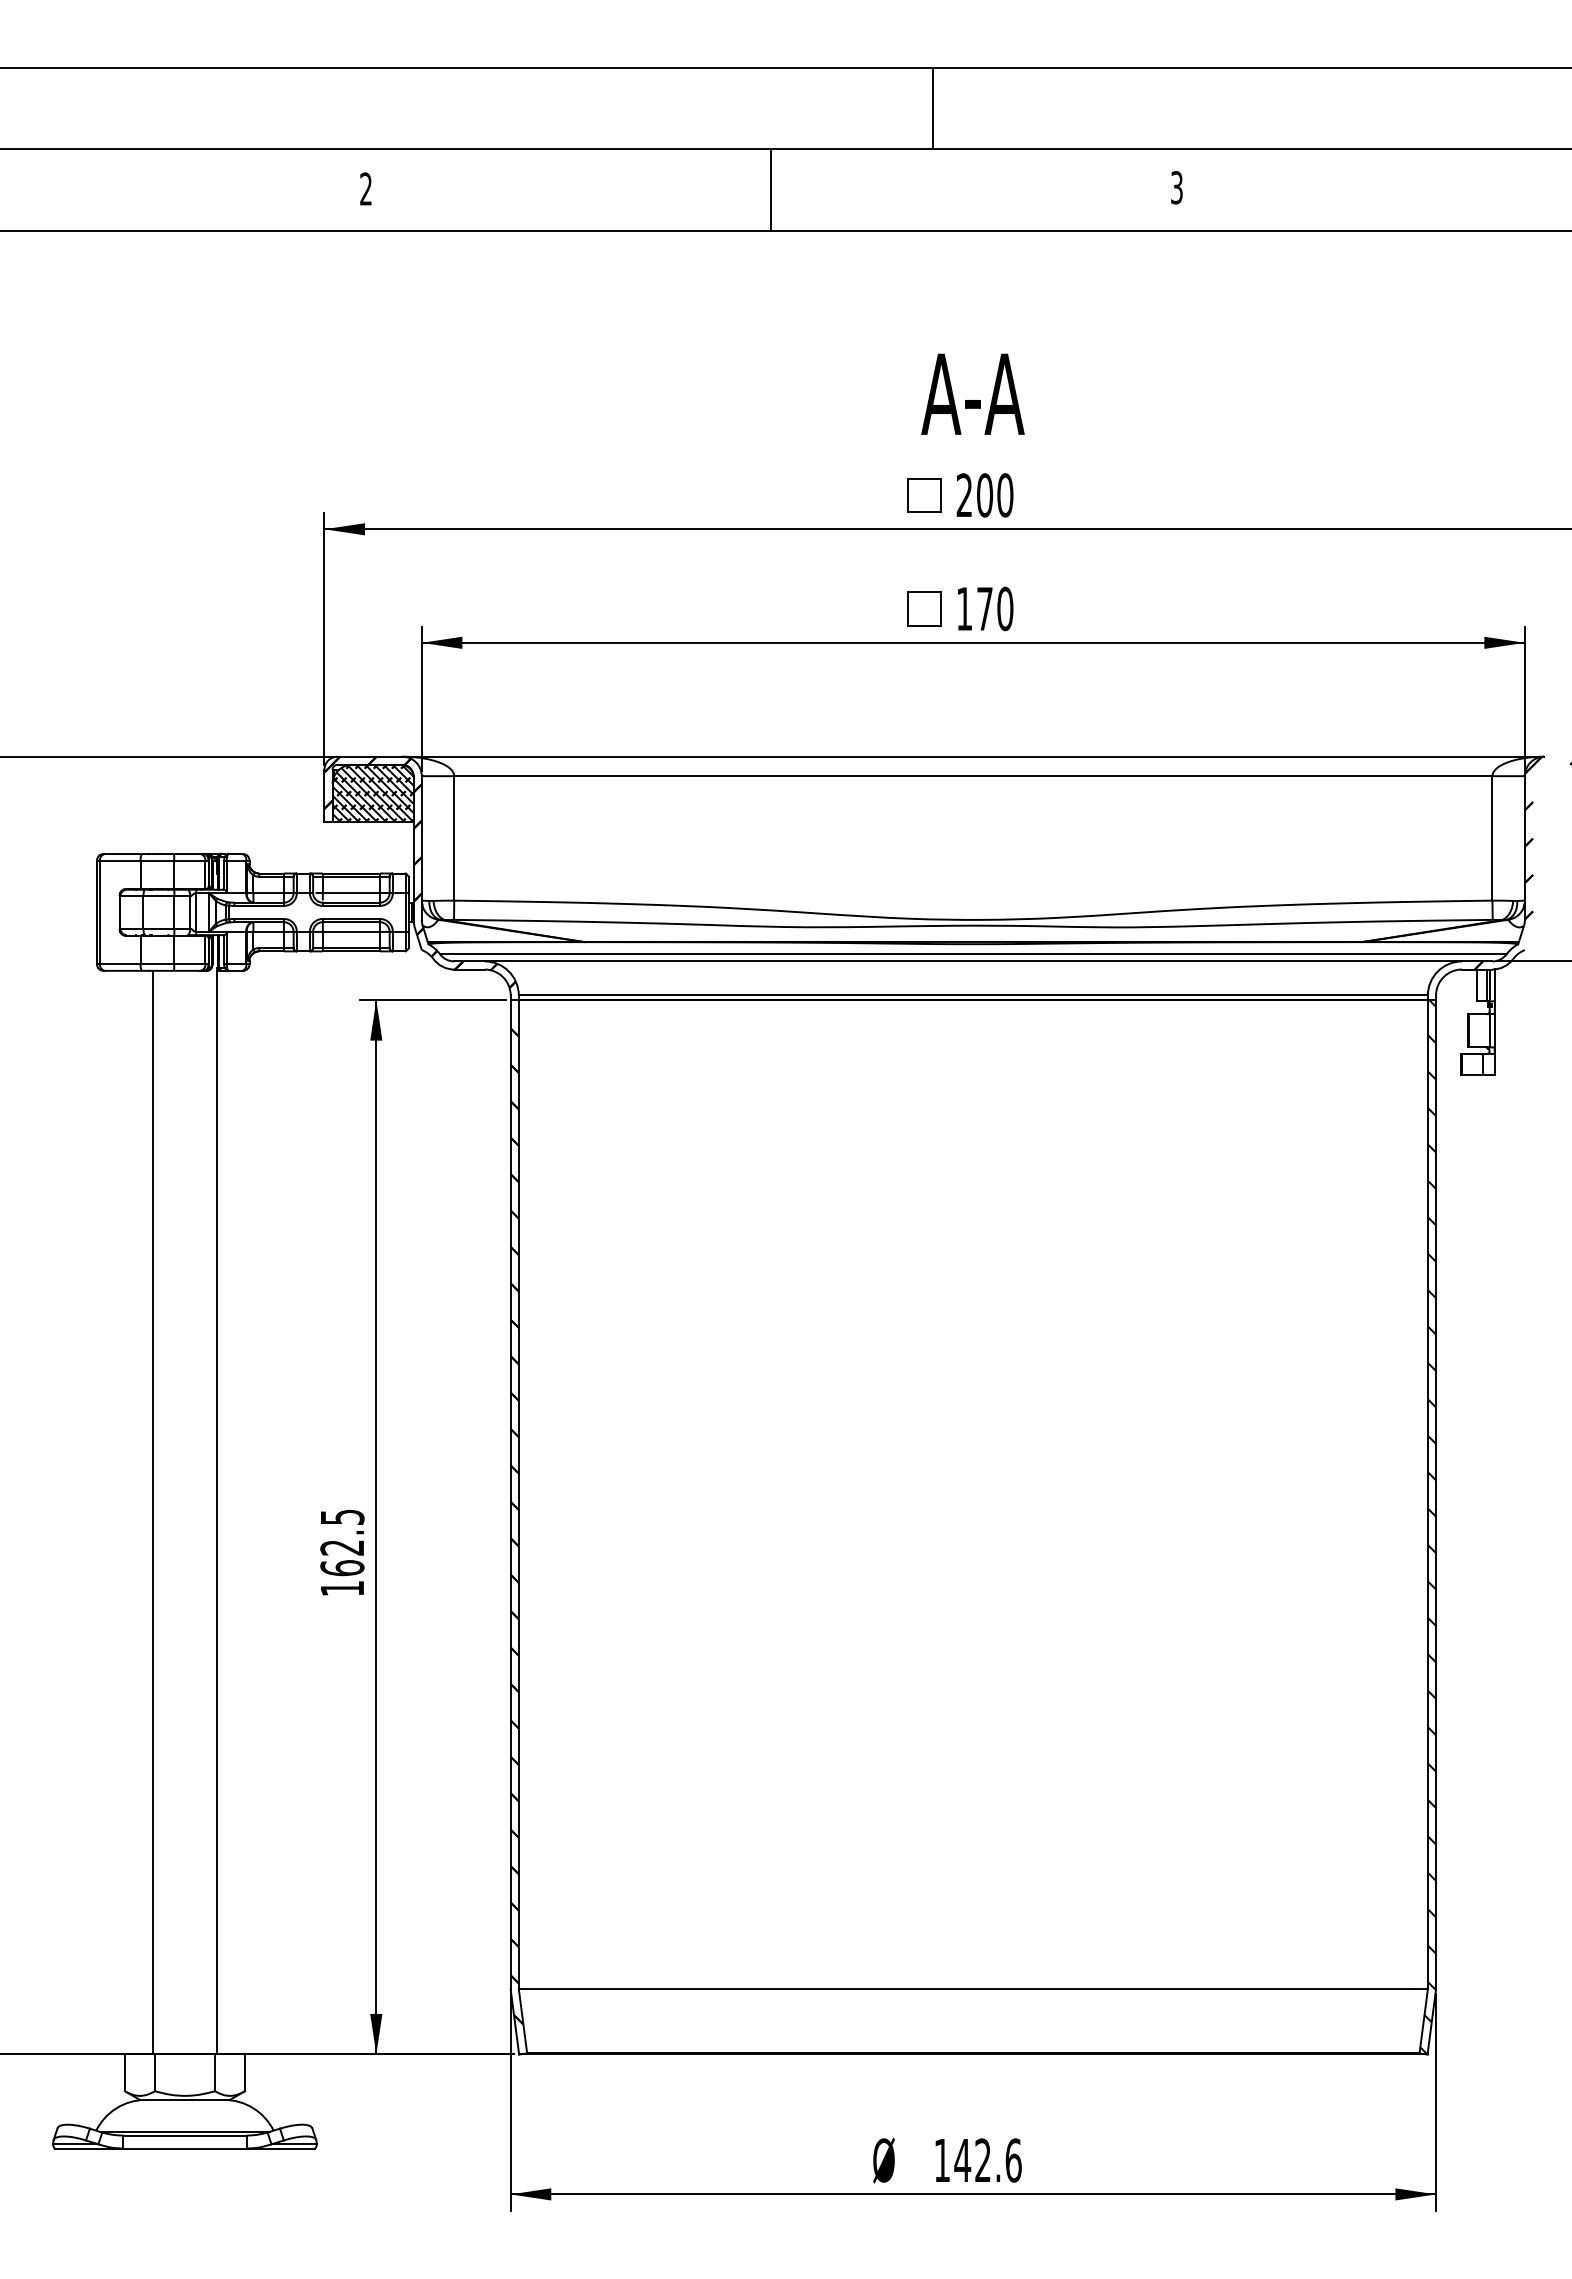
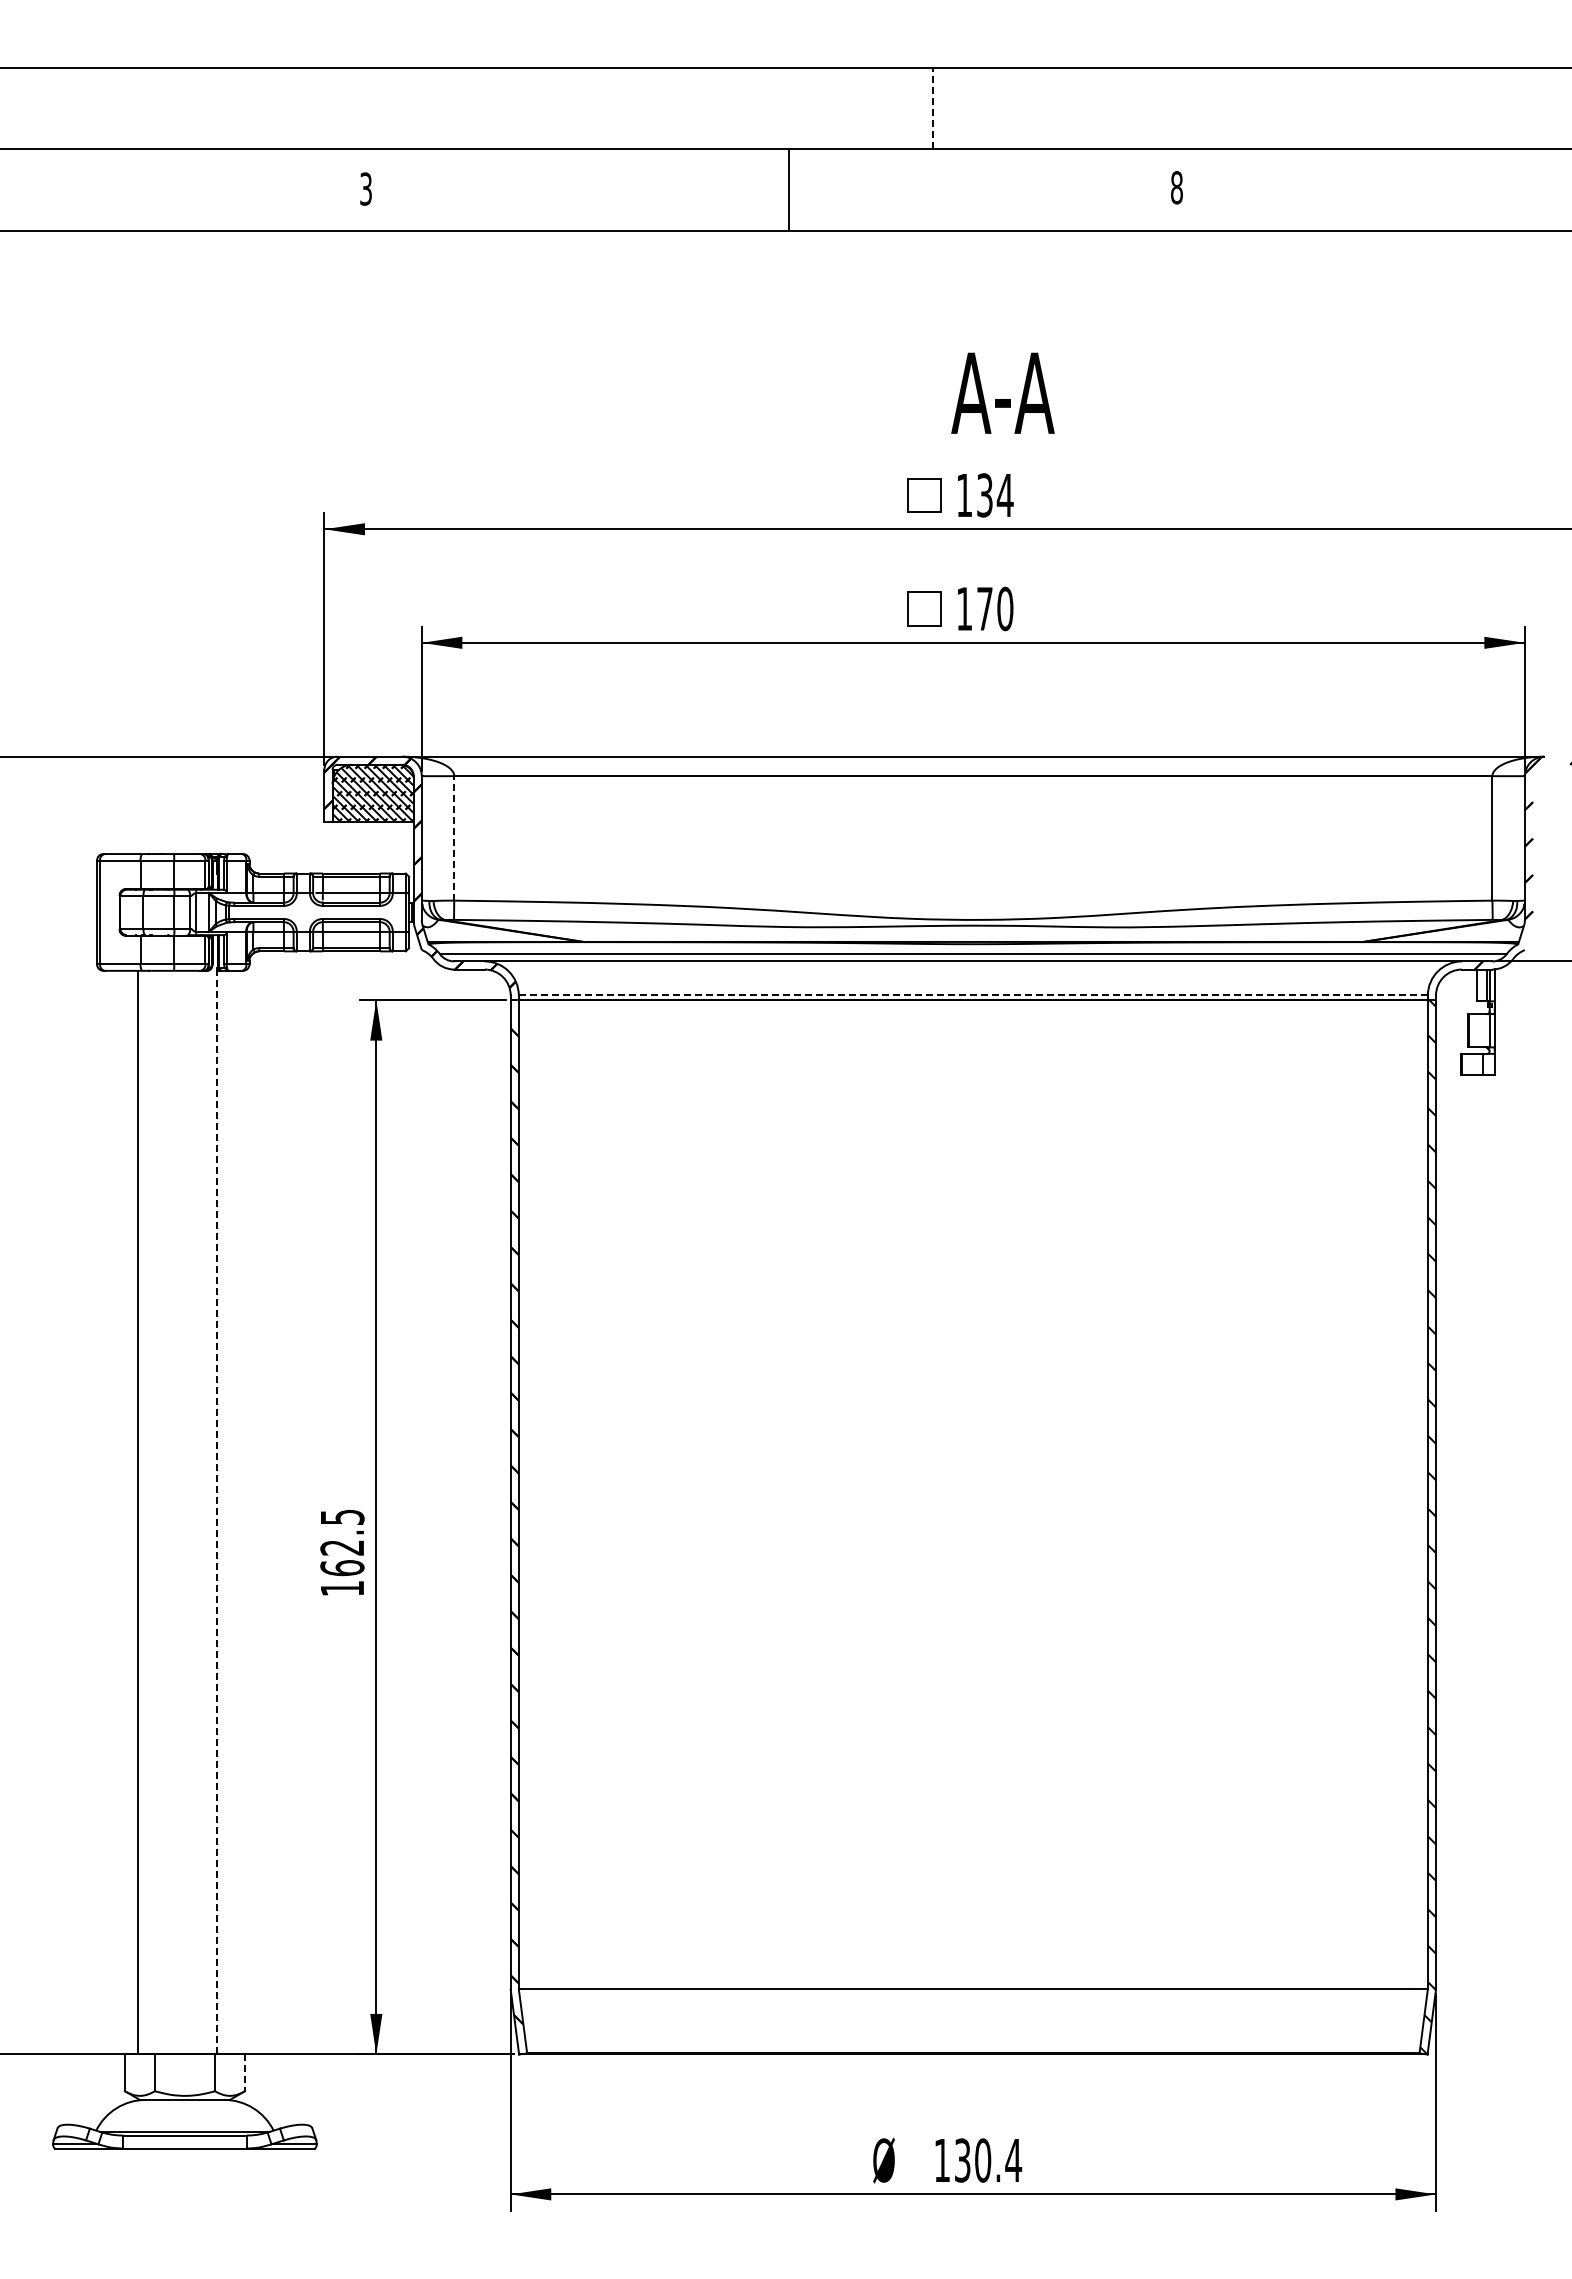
line: solid -> dashed (933, 108)
text: 3 -> 8 (1176, 187)
text: 2 -> 3 (365, 188)
line position: (771, 189) -> (789, 189) (789, 189)
text position: (972, 393) -> (1002, 392) (1002, 392)
text: 200 -> 134 (984, 495)
line: solid -> dashed (454, 837)
line: solid -> dashed (973, 995)
line: solid -> dashed (217, 1510)
line position: (152, 1512) -> (137, 1512) (137, 1512)
line: solid -> dashed (244, 2073)
text: 142.6 -> 130.4 (988, 2160)
